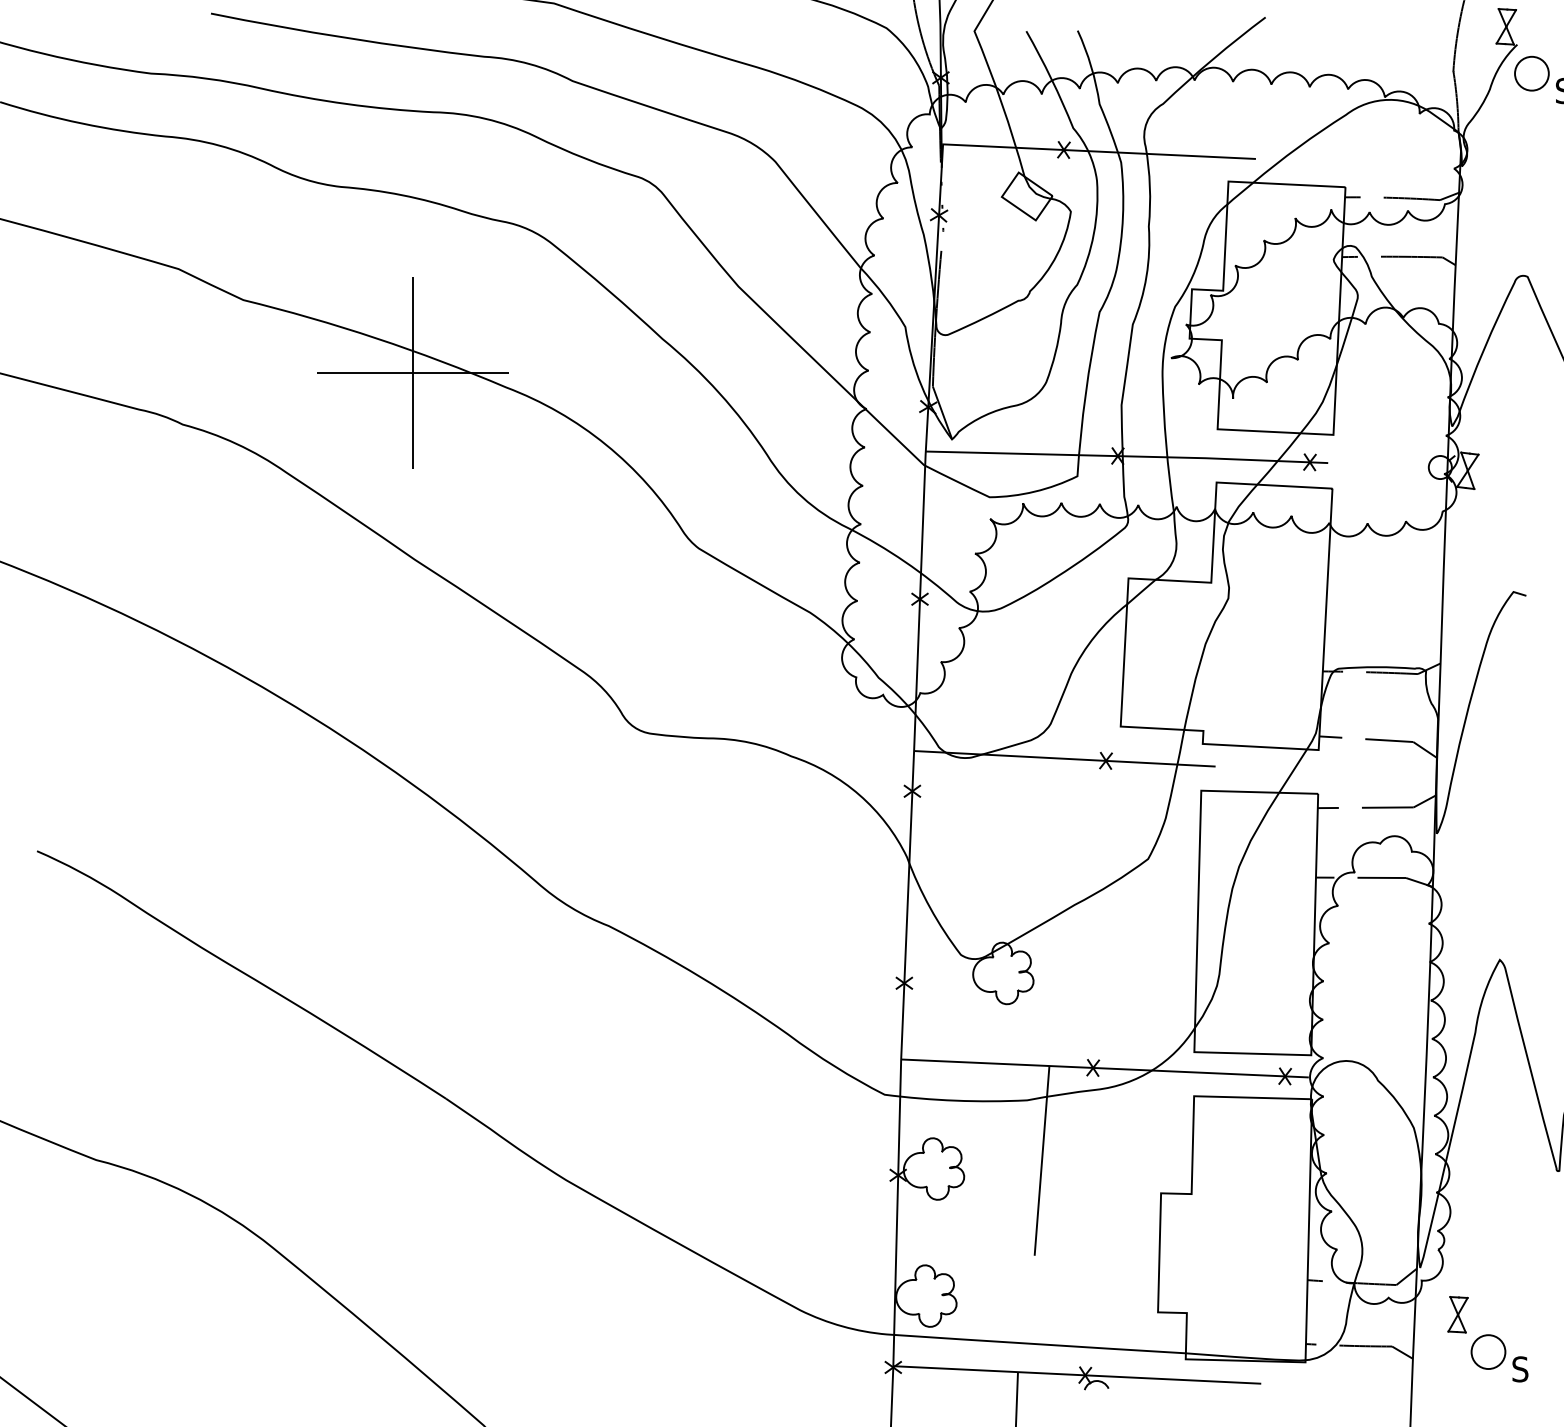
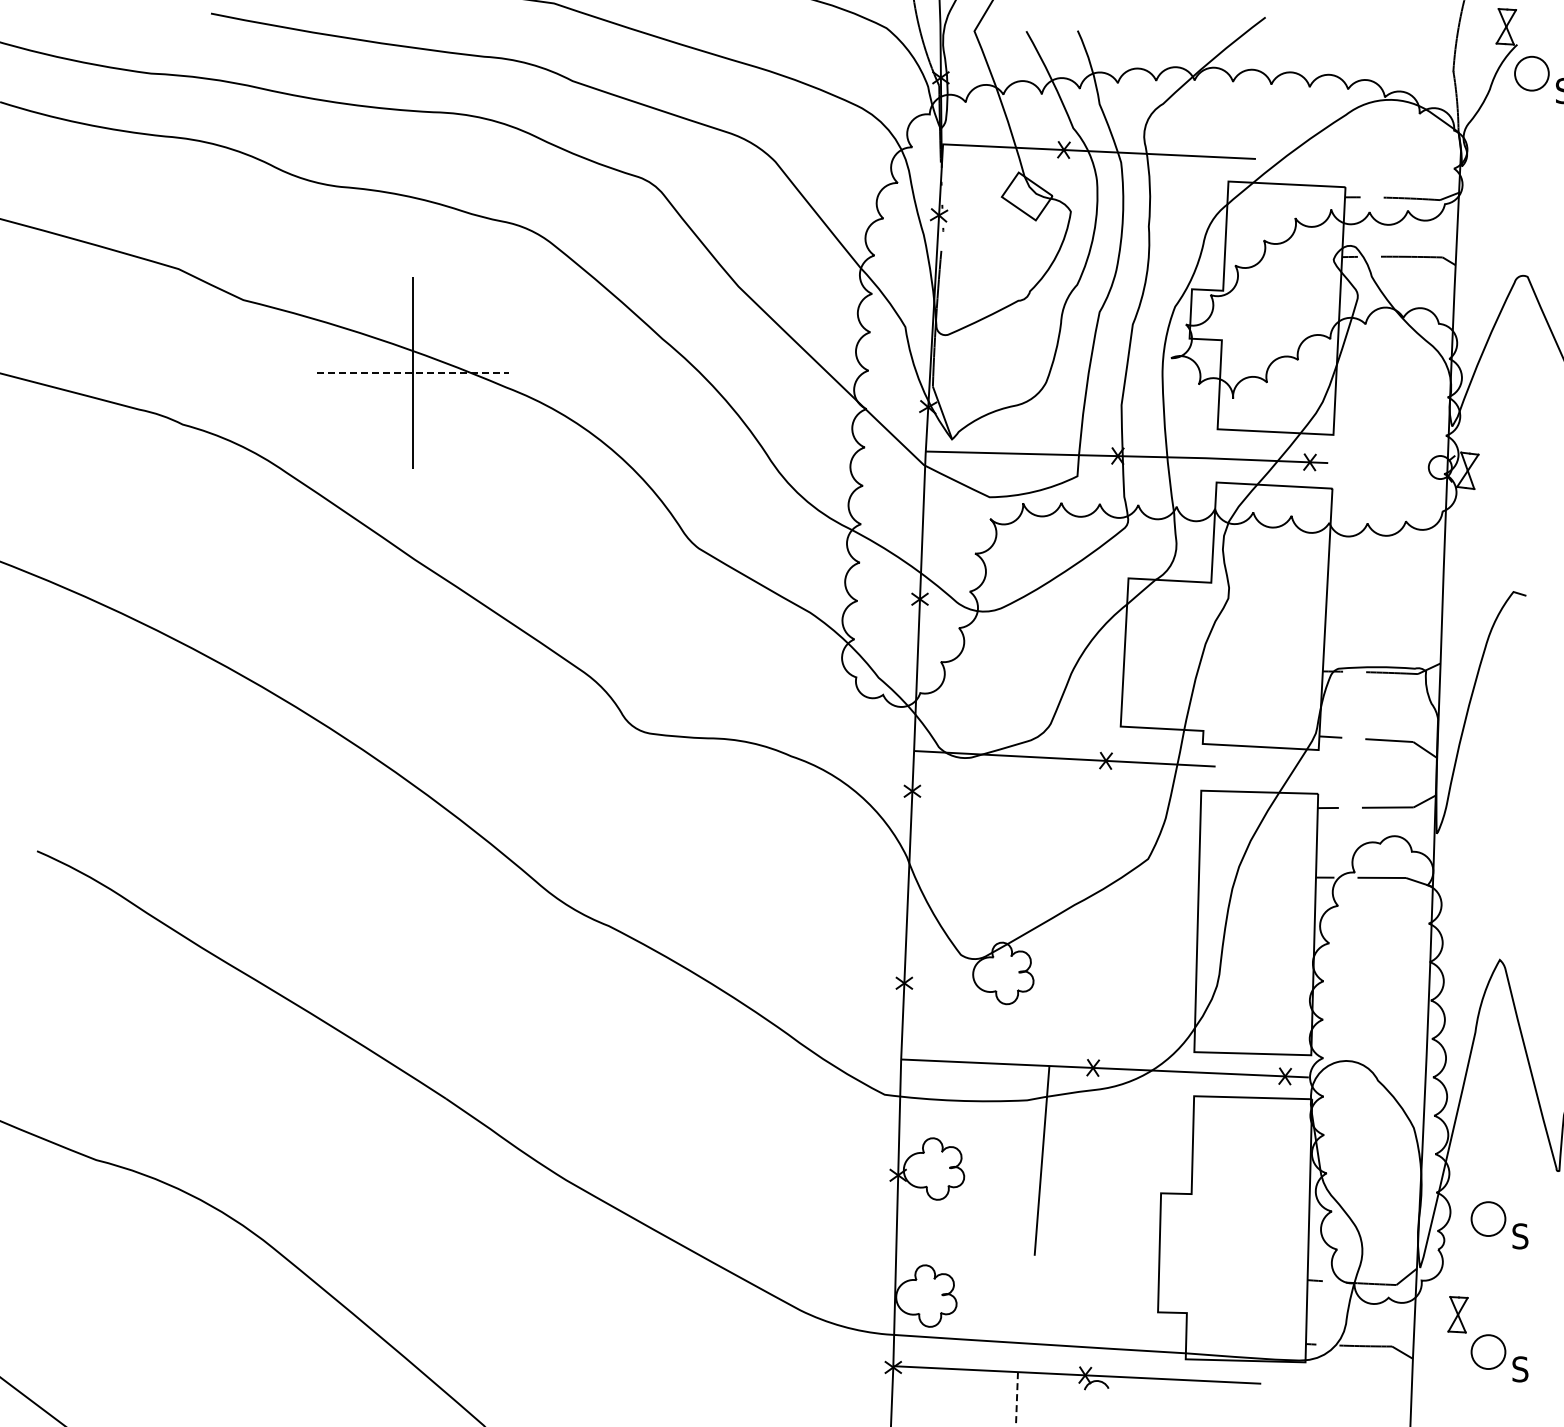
line: solid -> dashed (413, 372)
part: none -> present (1499, 1225)
line: solid -> dashed (1016, 1400)
